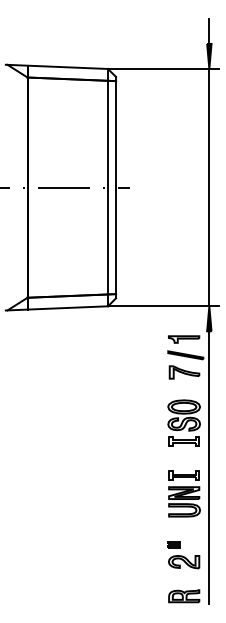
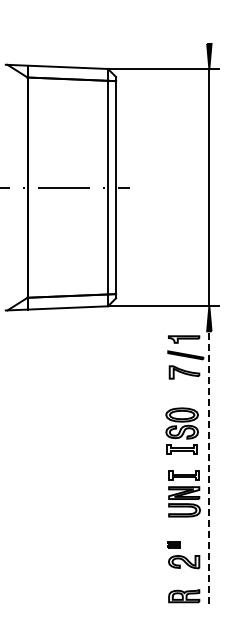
line: present -> none (209, 30)
part position: (183, 422) -> (181, 430) (181, 430)
line: solid -> dashed (209, 467)
